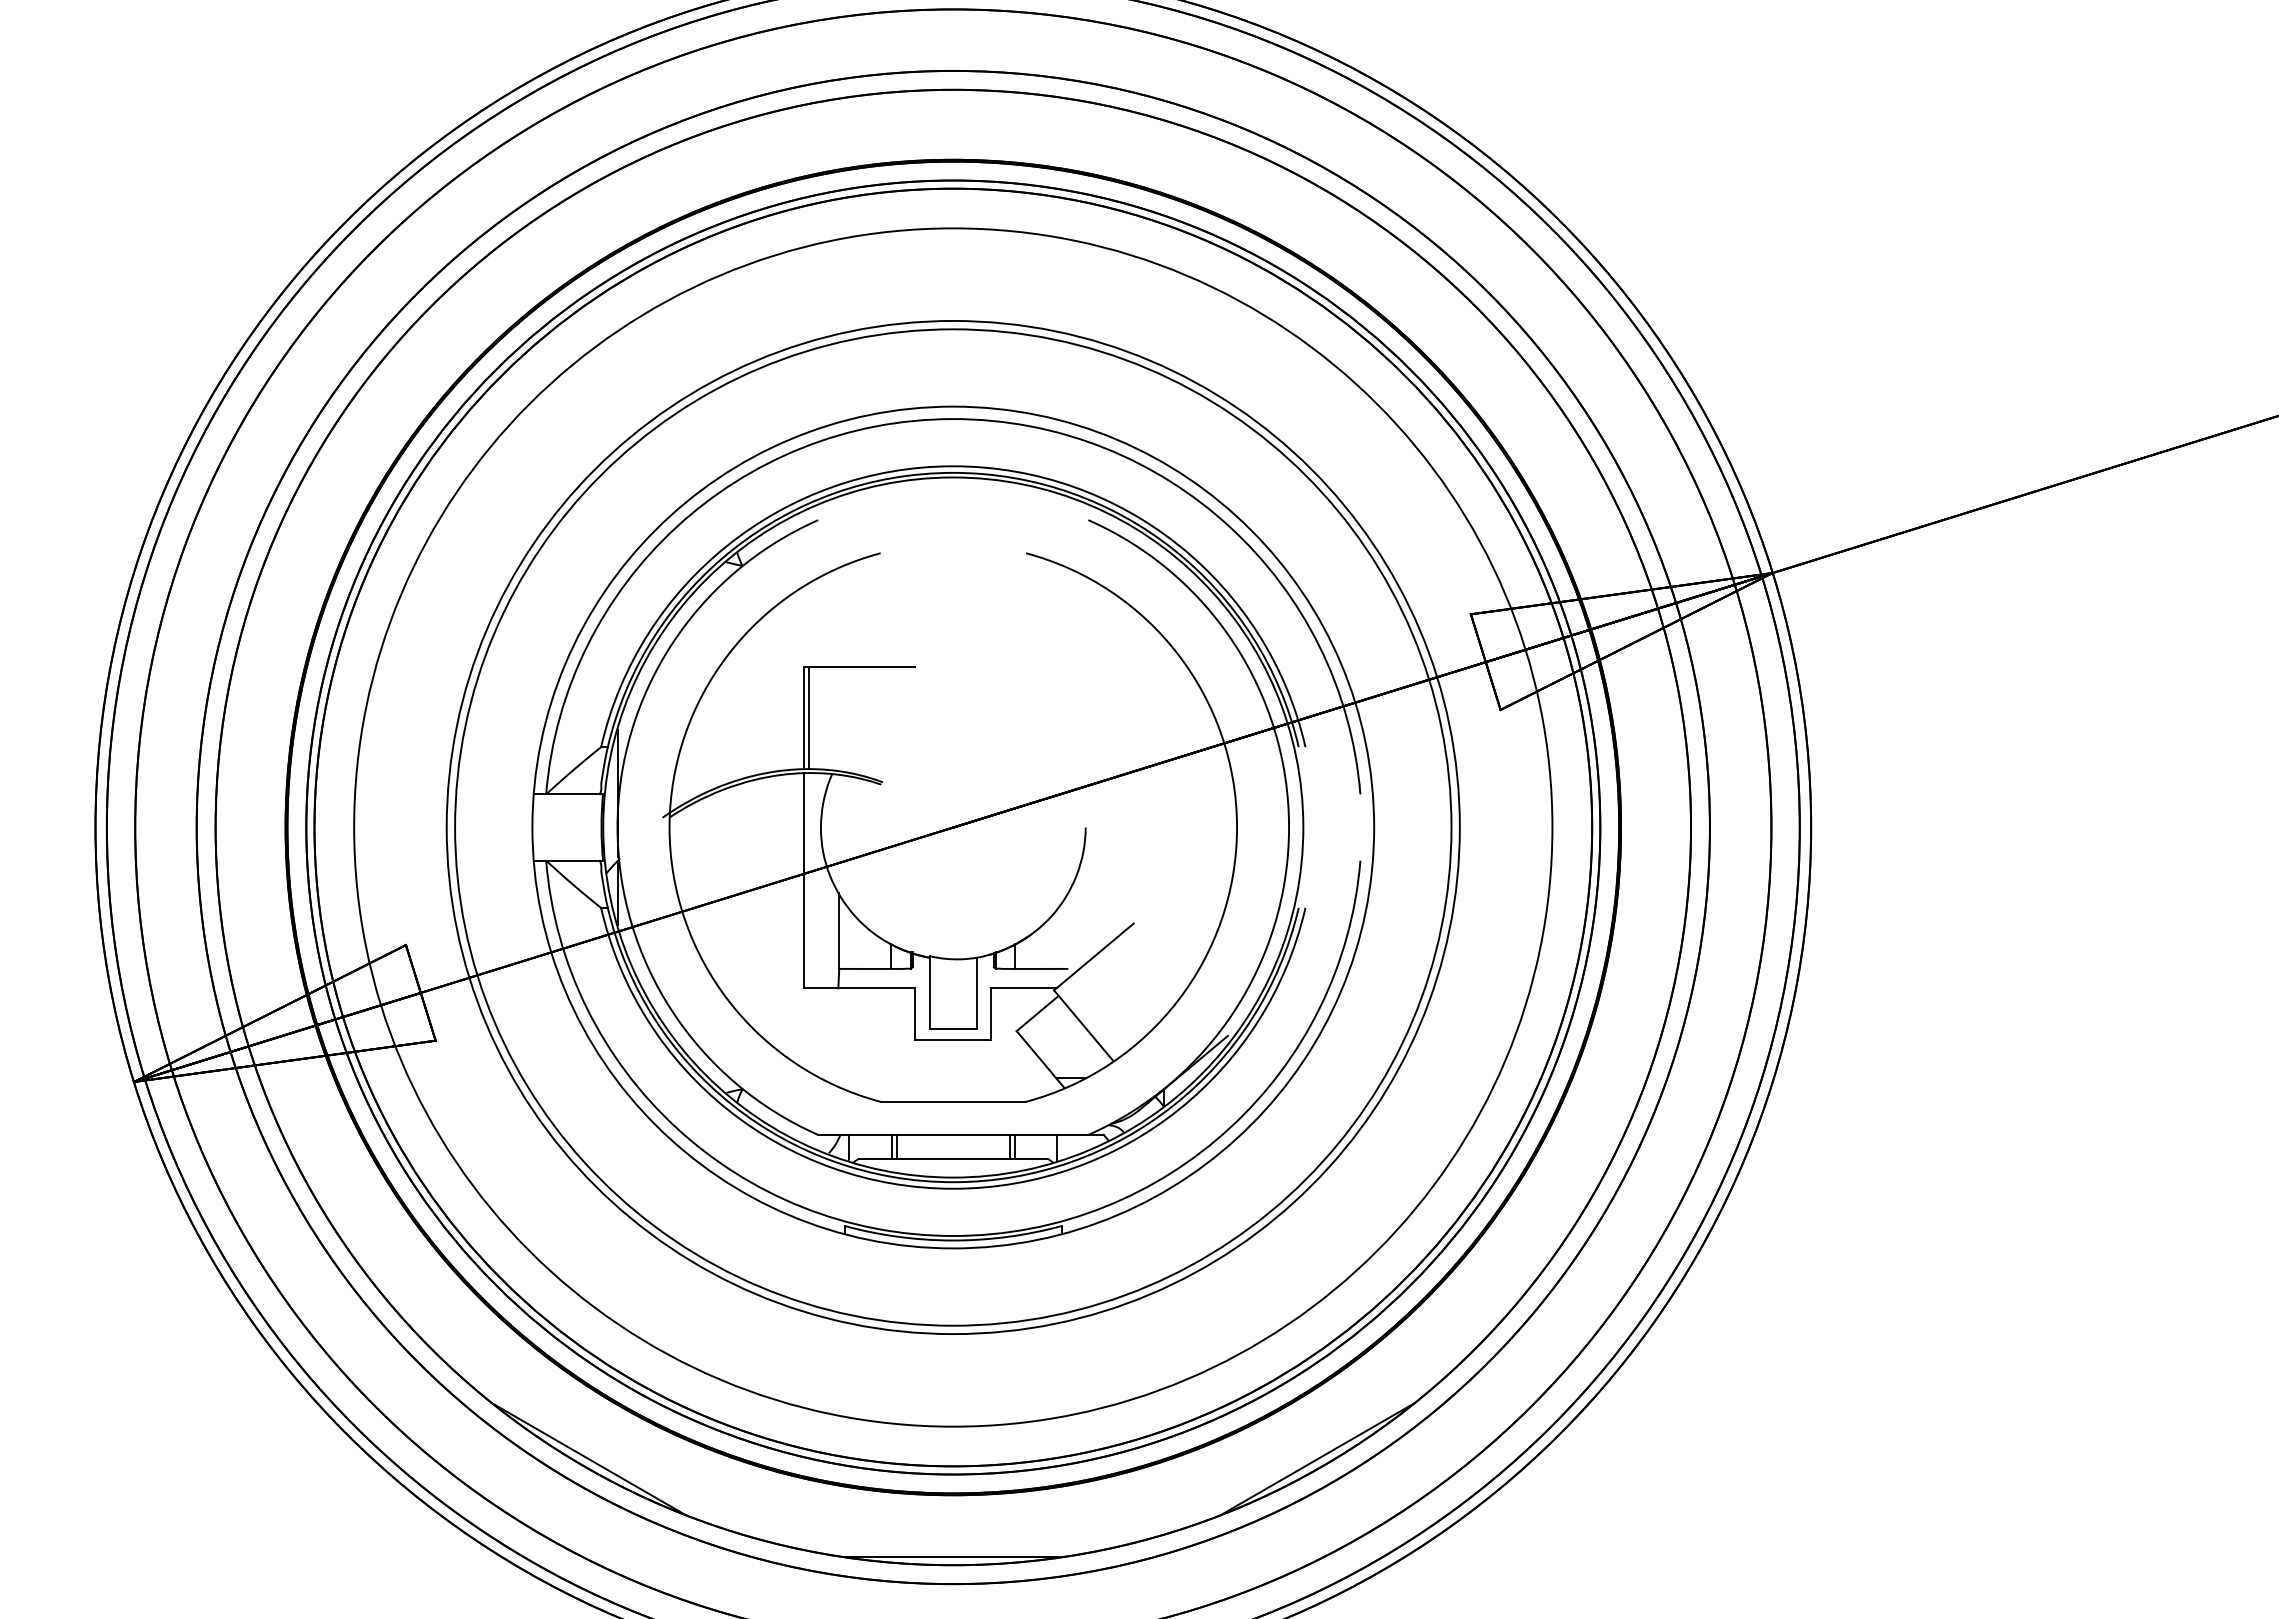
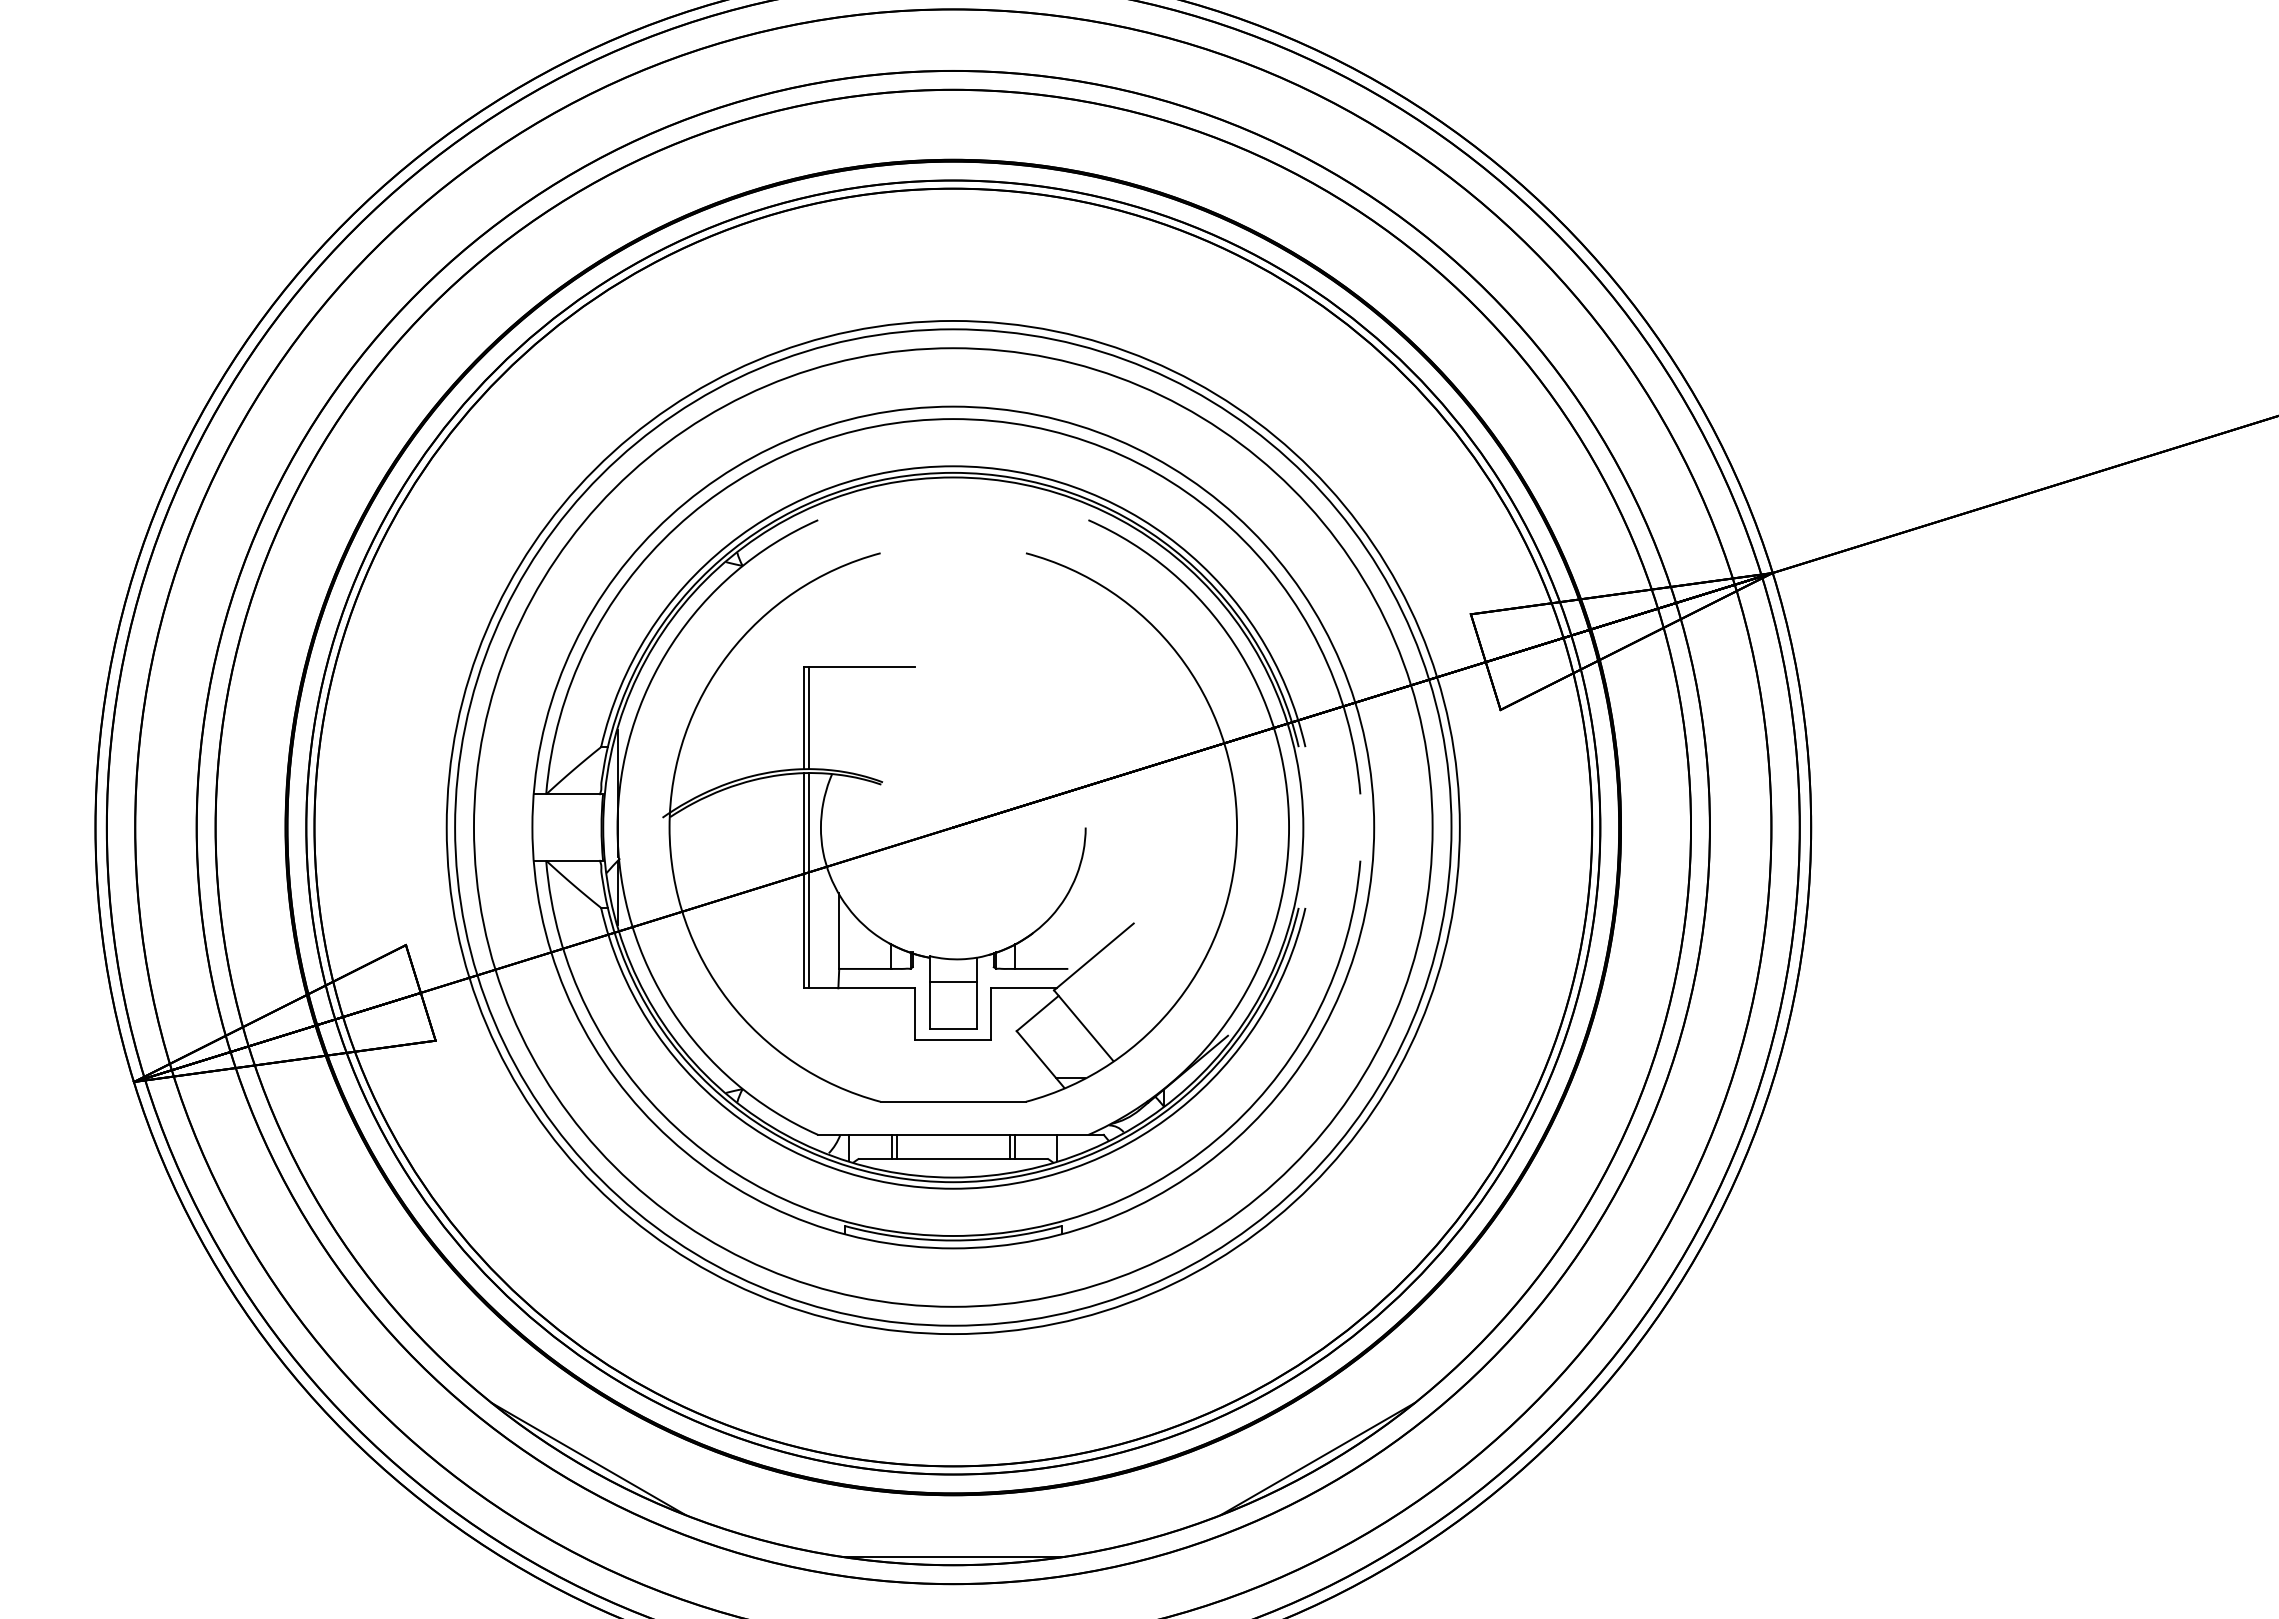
circle diameter: 1198 px -> 959 px (952, 827)
line: none -> present (808, 880)
line: none -> present (952, 981)
